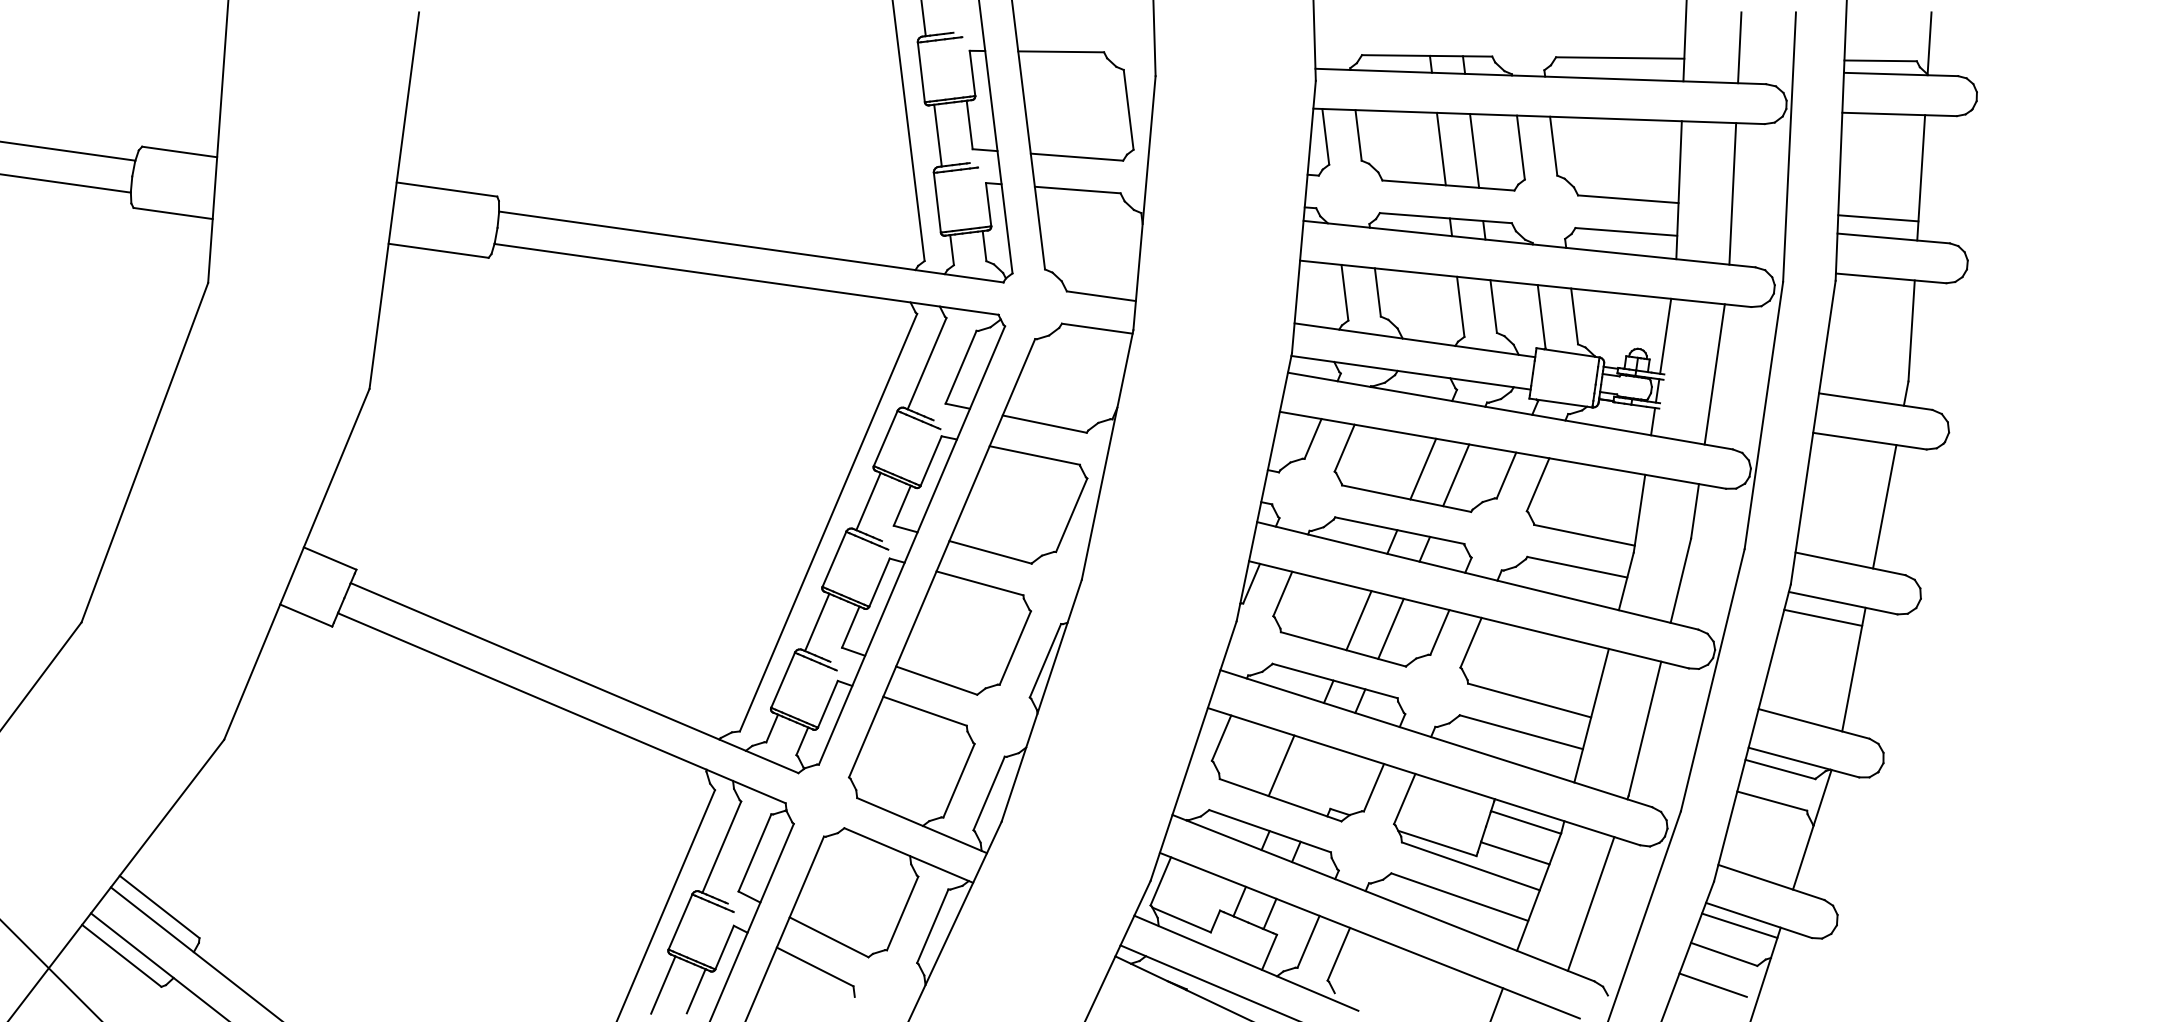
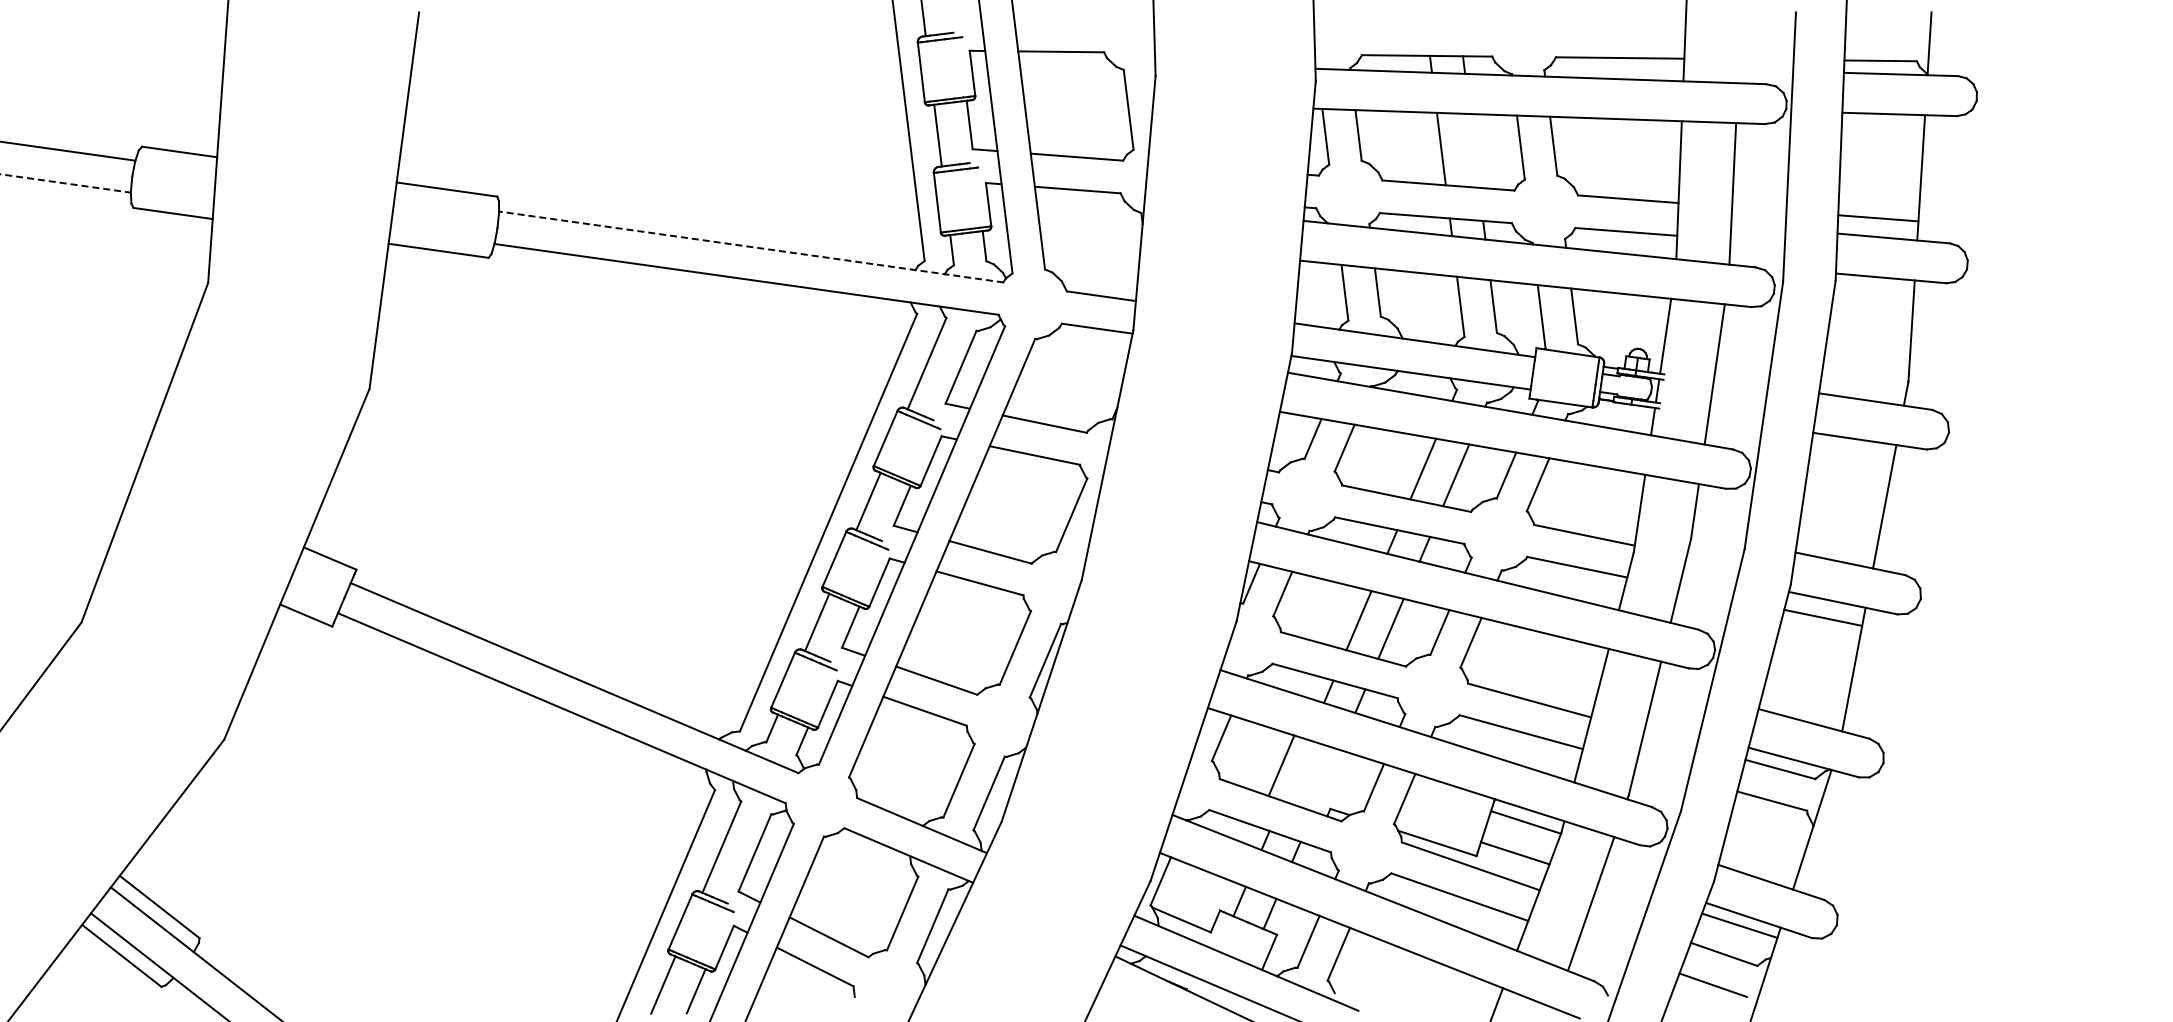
line: present -> none (1739, 47)
line: present -> none (1474, 150)
line: solid -> dashed (65, 183)
line: solid -> dashed (751, 247)
line: present -> none (50, 969)
